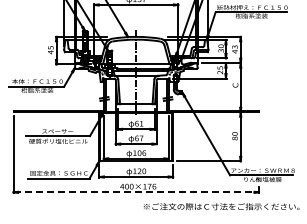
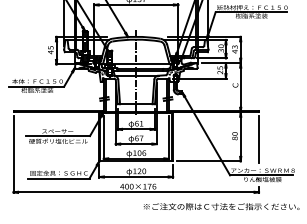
line: none -> present (259, 139)
line: dashed -> solid (136, 192)
